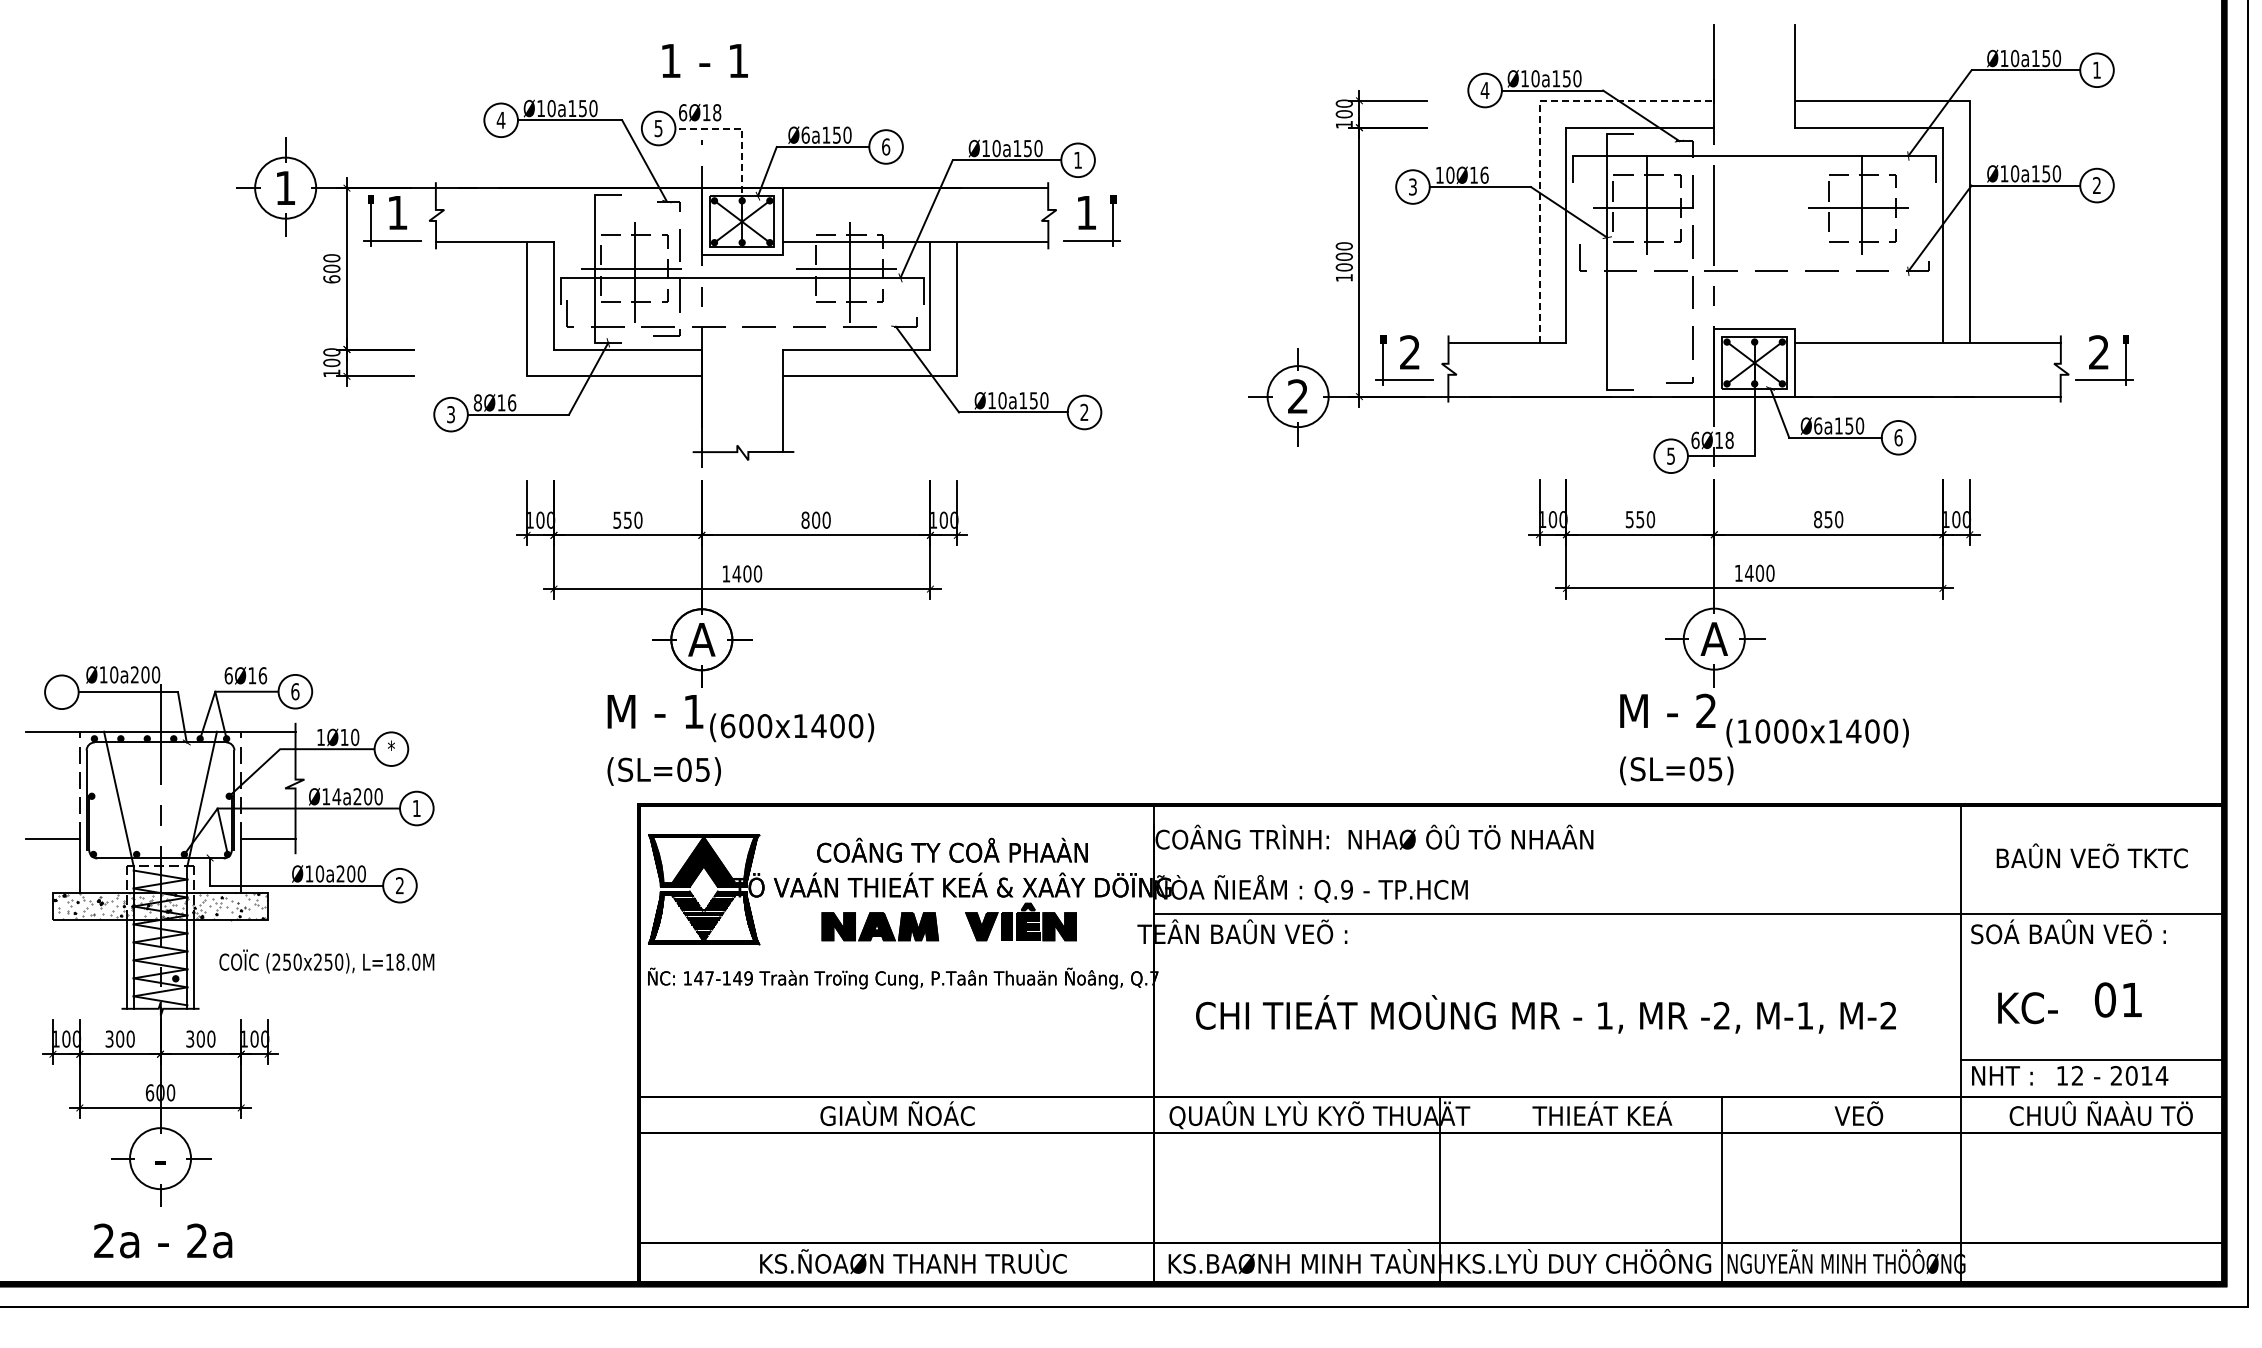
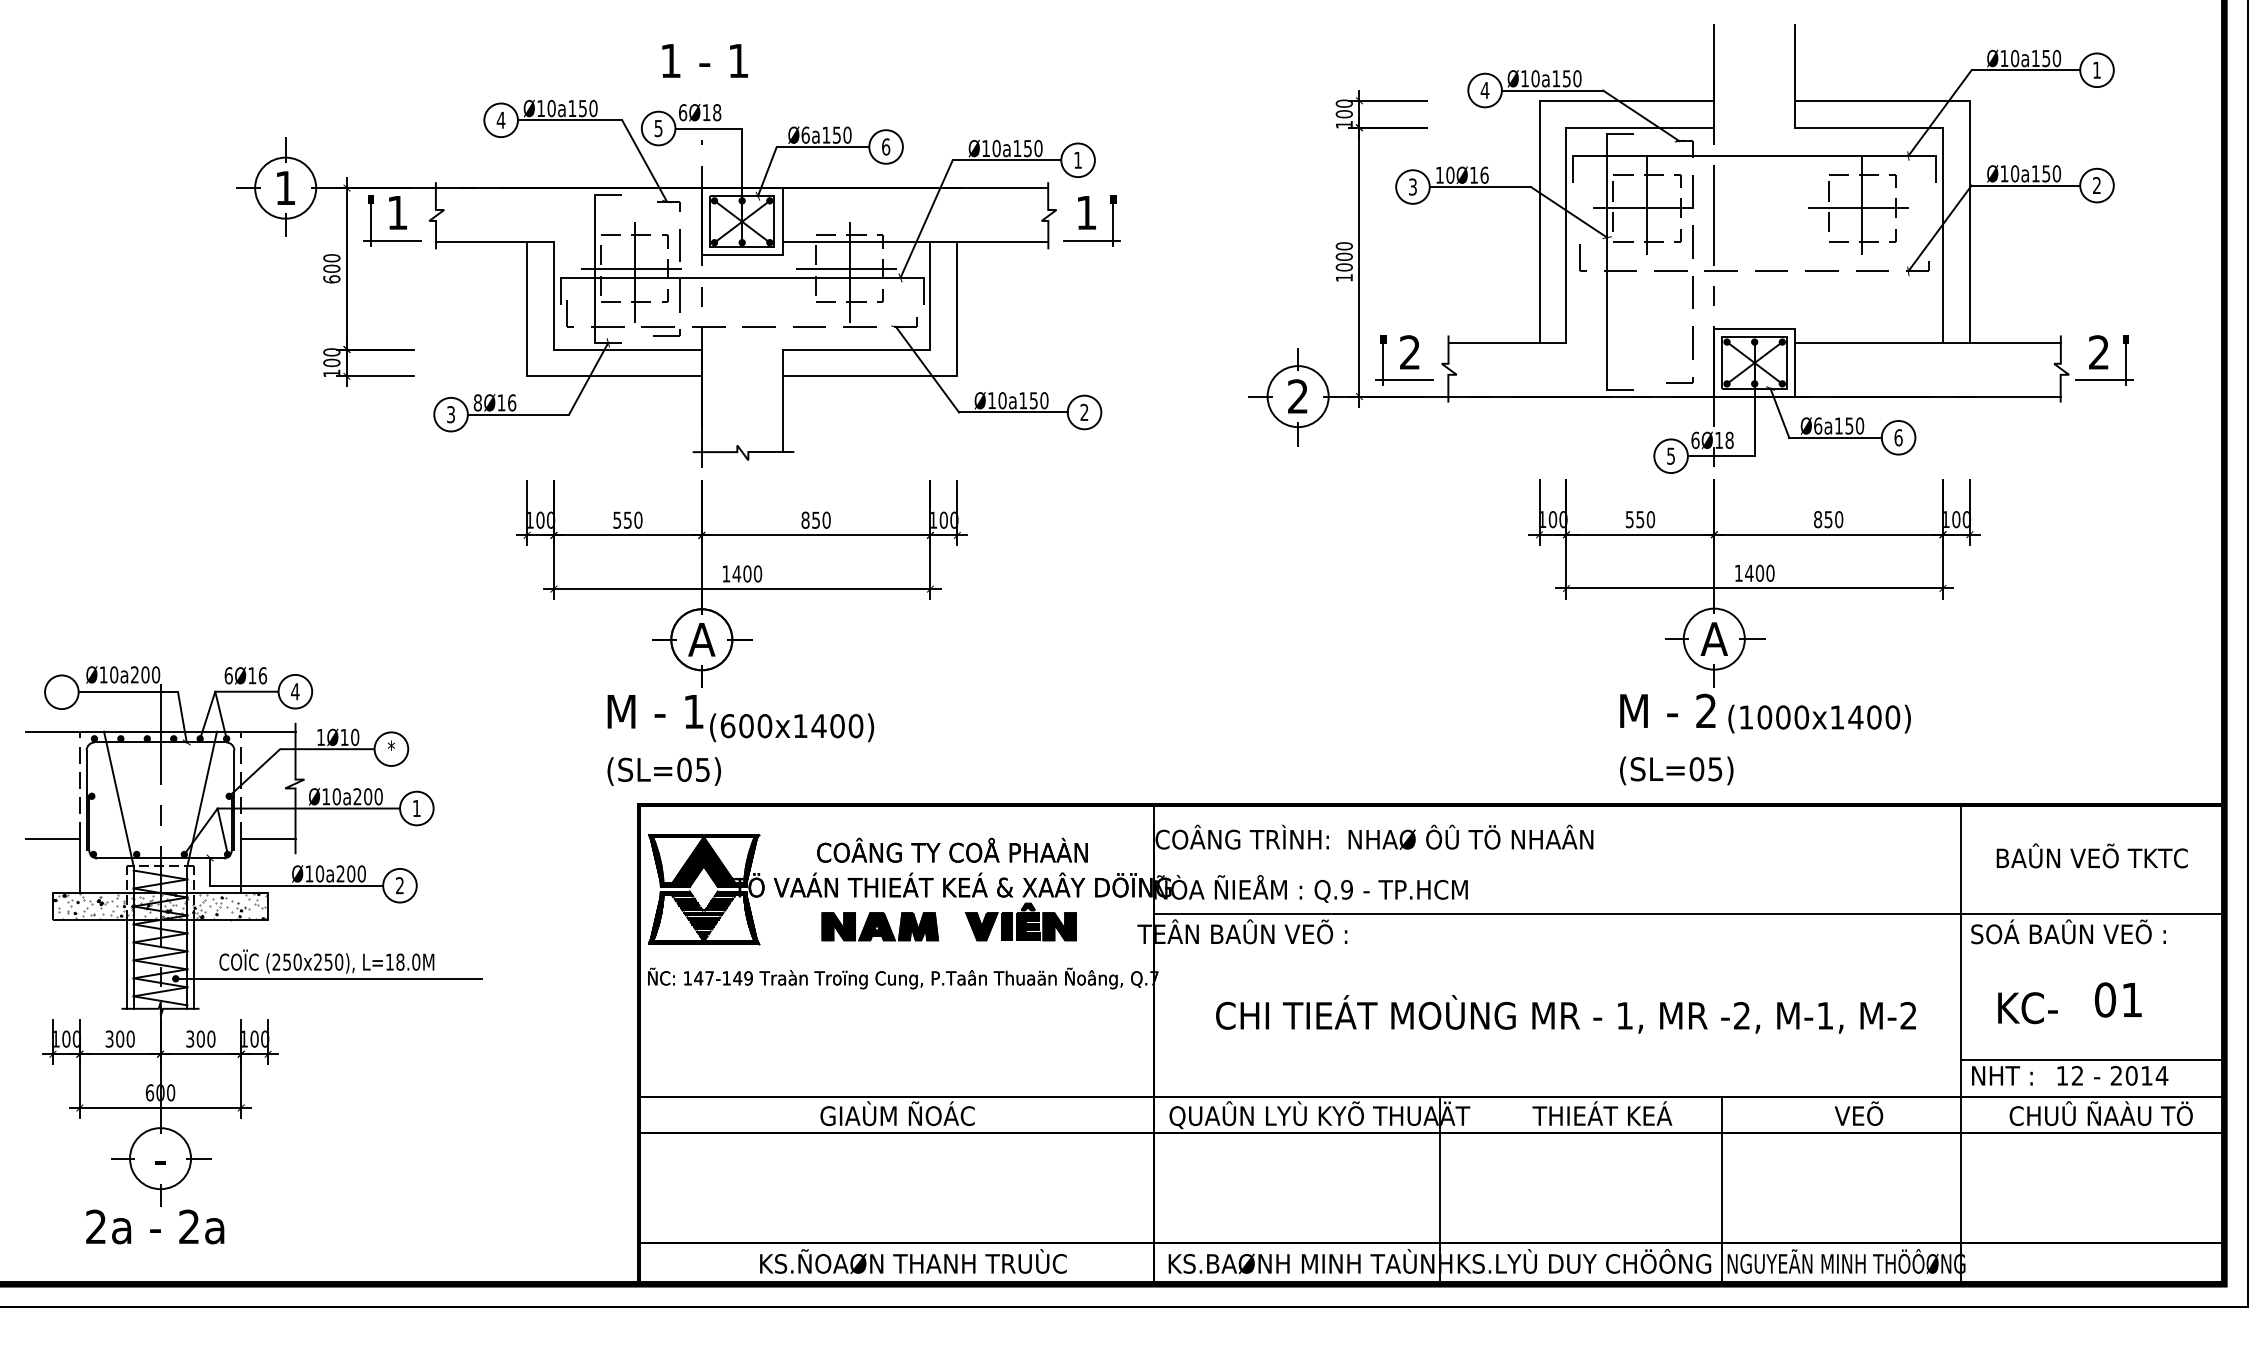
line: dashed -> solid (1539, 133)
line: dashed -> solid (742, 137)
text: 800 -> 850 (816, 519)
text: 6 -> 4 (295, 691)
text position: (1817, 732) -> (1819, 718) (1819, 718)
text: Ø14a200 -> Ø10a200 (336, 796)
line: none -> present (328, 978)
text position: (1545, 1014) -> (1565, 1014) (1565, 1014)
text position: (163, 1240) -> (155, 1226) (155, 1226)
